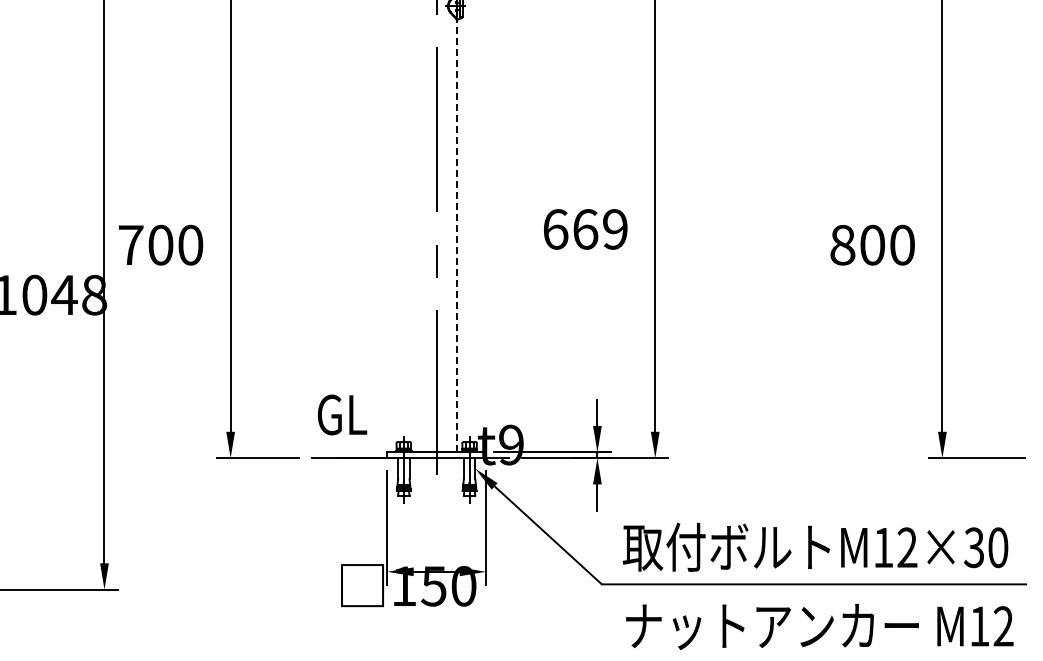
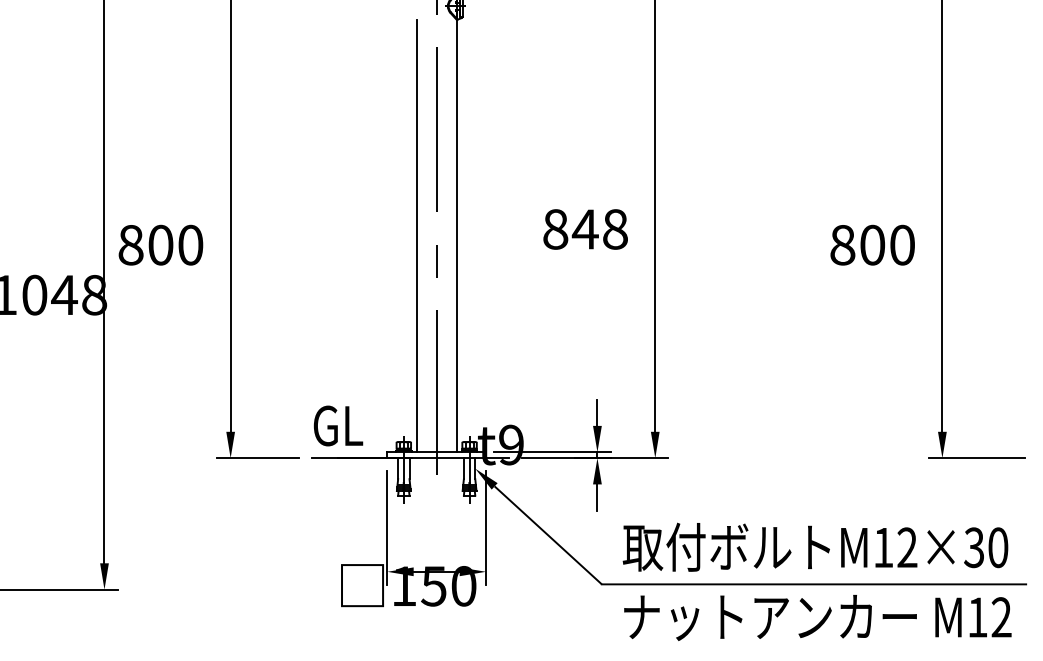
text: 669 -> 848 (585, 229)
line: none -> present (416, 235)
line: dashed -> solid (456, 235)
text: 700 -> 800 (130, 245)
text position: (342, 414) -> (338, 425) (338, 425)
text position: (819, 626) -> (817, 617) (817, 617)
